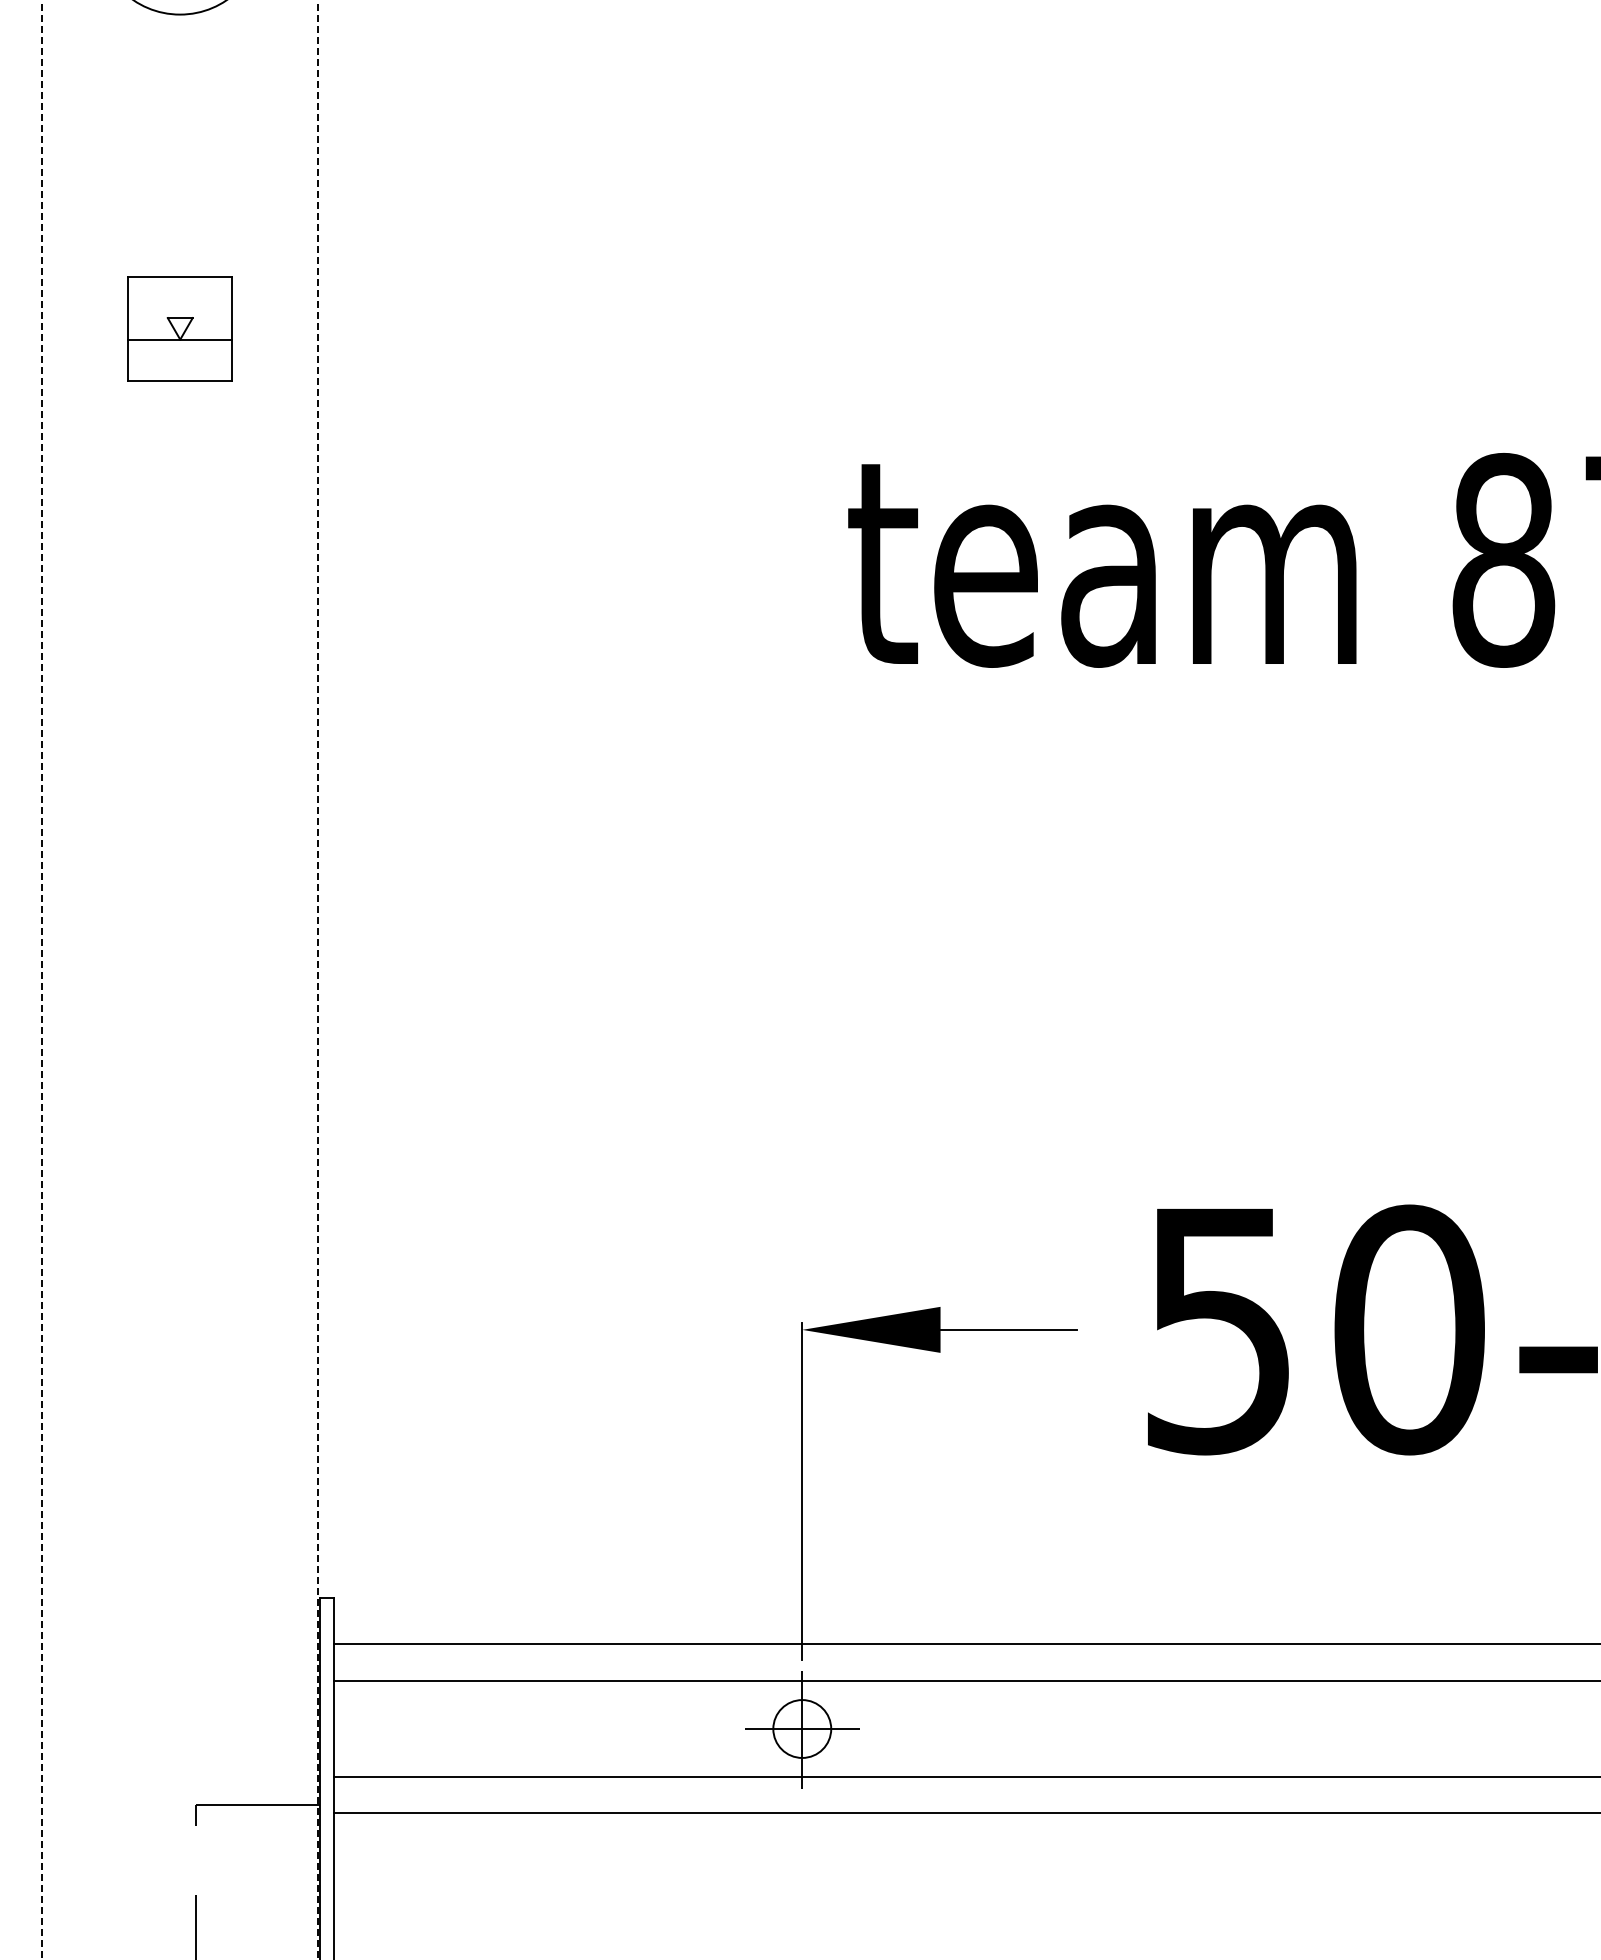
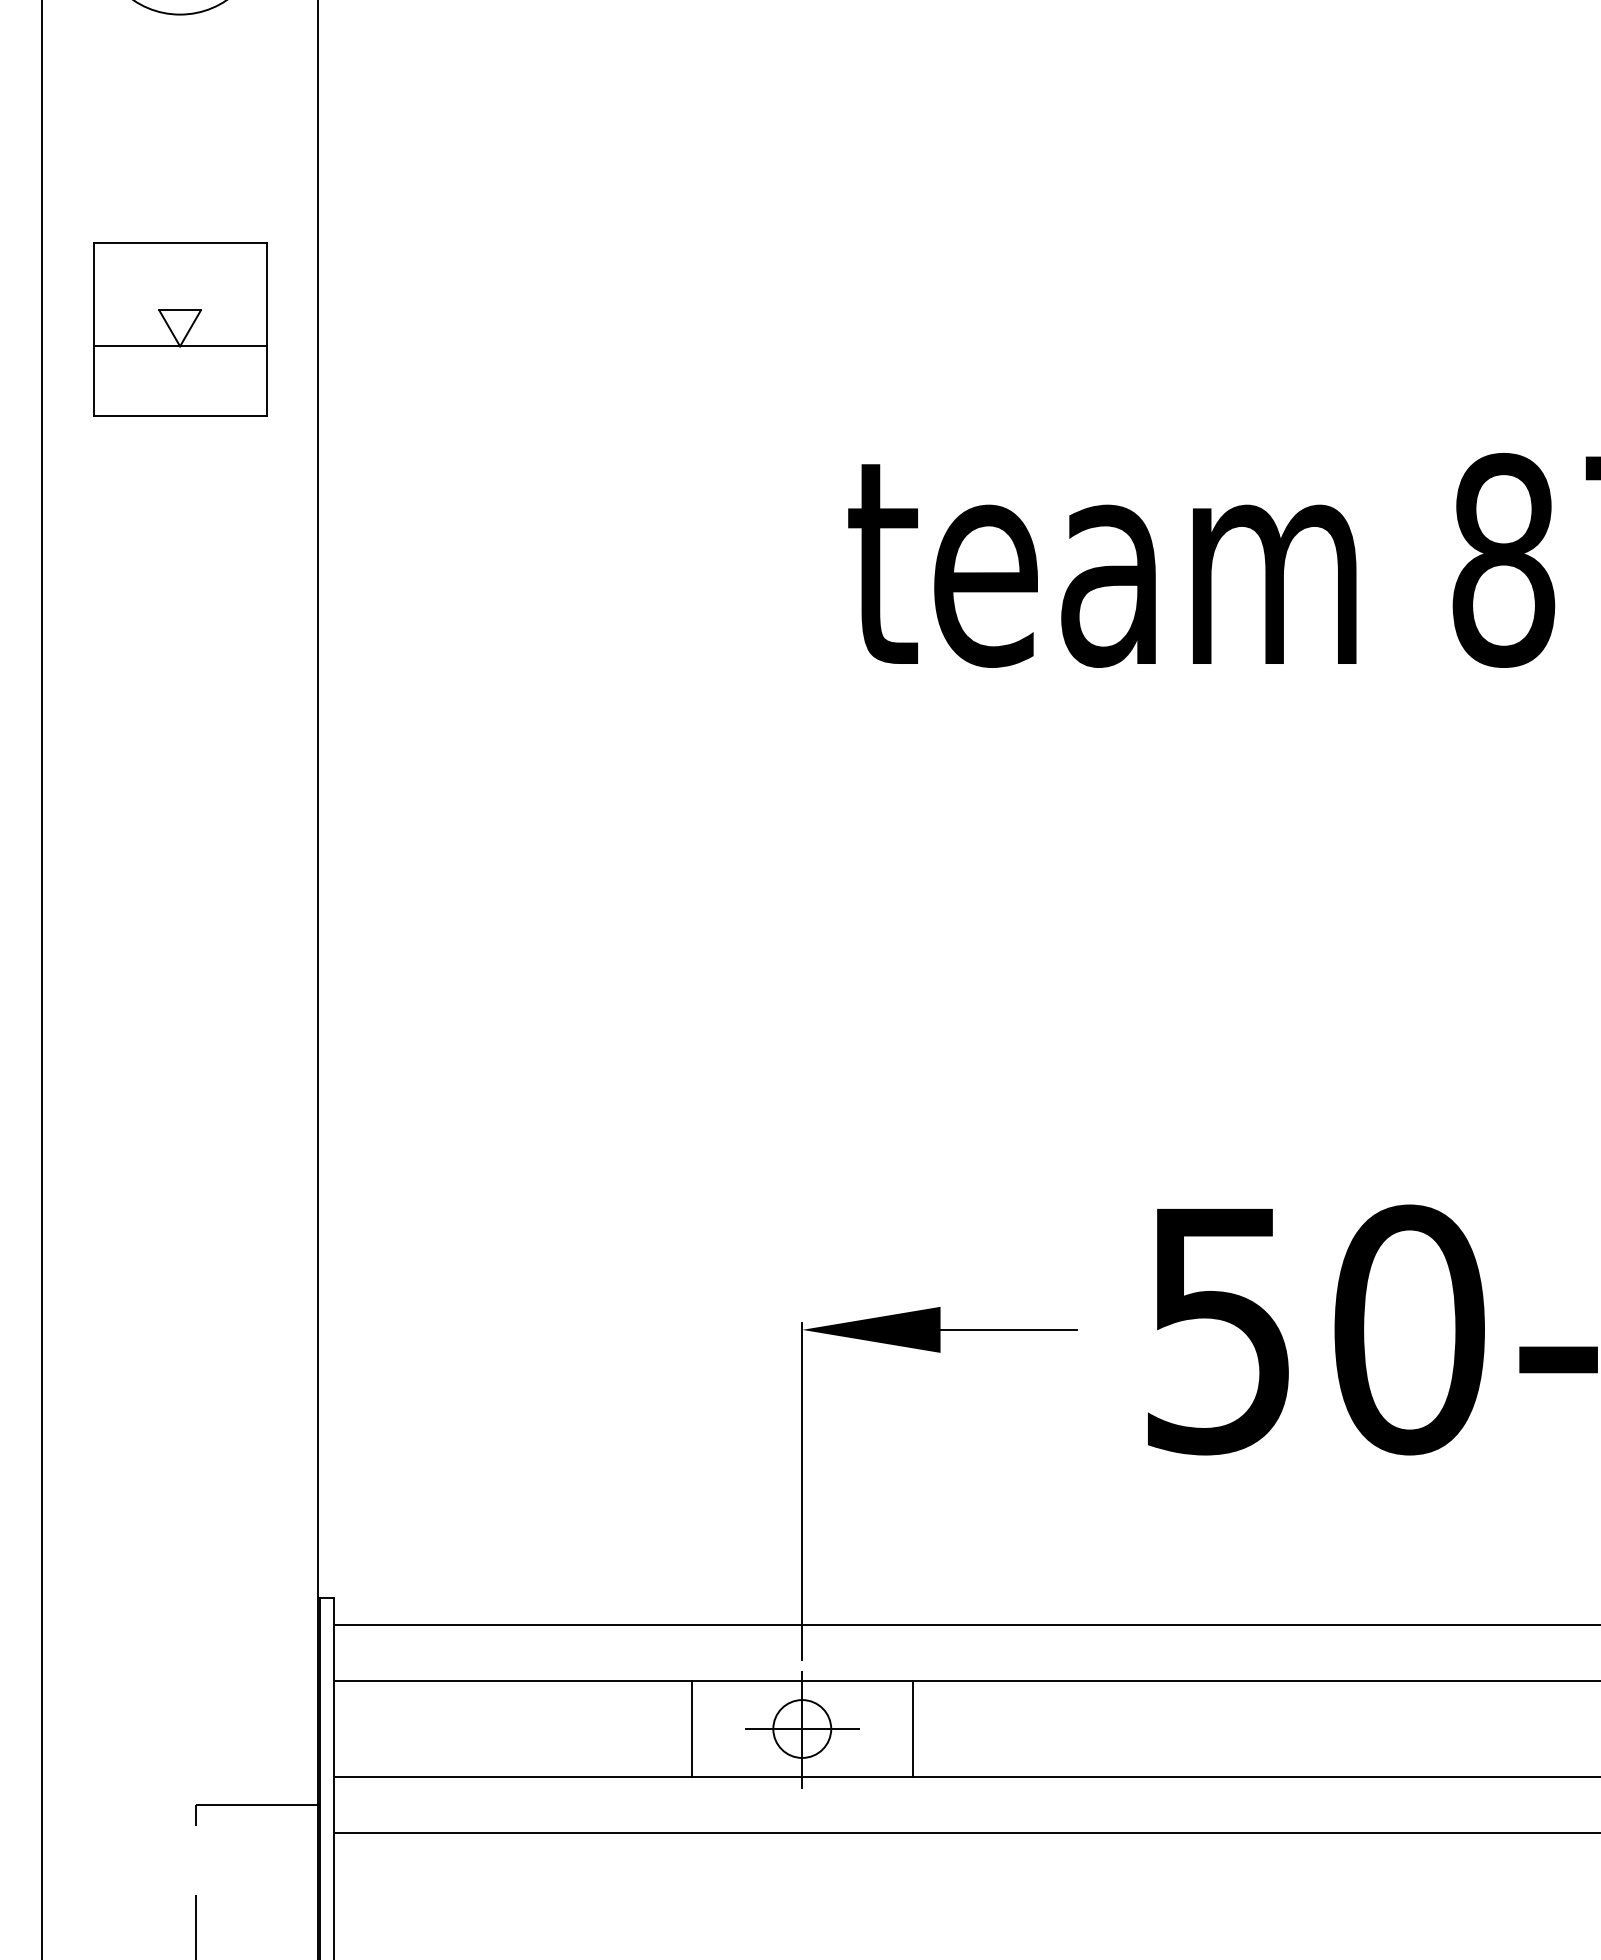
part size: 106x106 px -> 175x175 px (180, 329)
line: dashed -> solid (318, 979)
line: dashed -> solid (41, 980)
line position: (965, 1644) -> (965, 1625) (965, 1625)
line: none -> present (691, 1728)
line: none -> present (912, 1728)
line position: (965, 1812) -> (965, 1832) (965, 1832)
